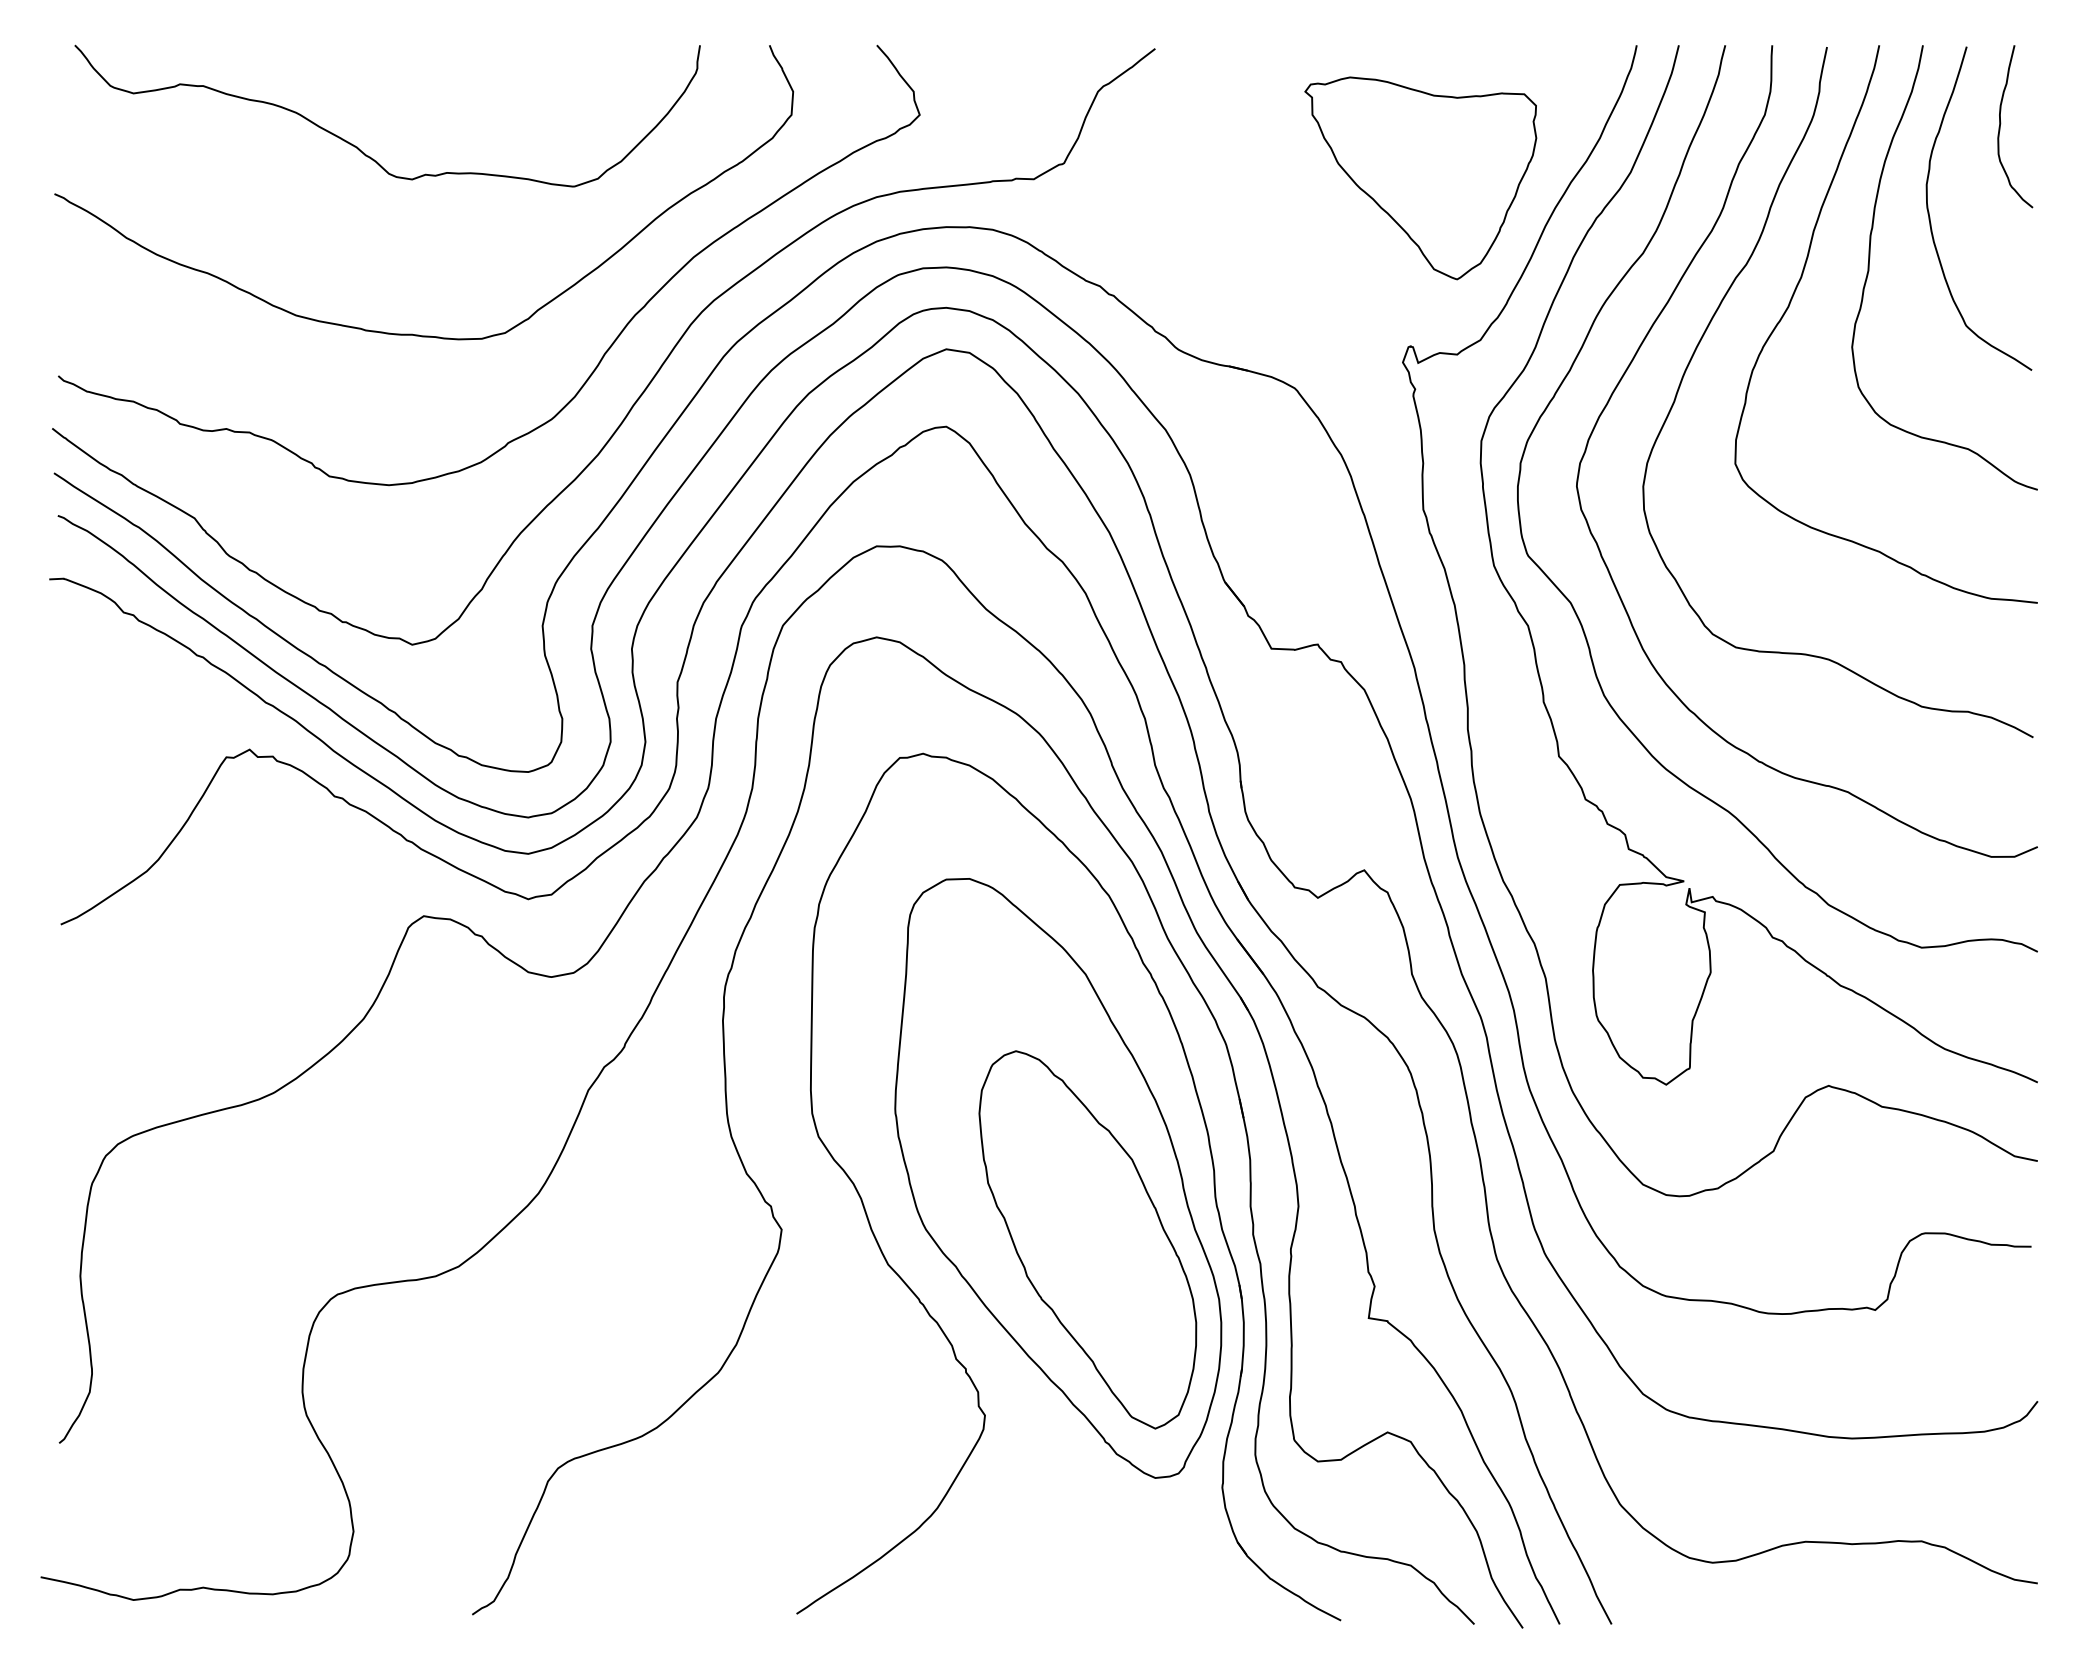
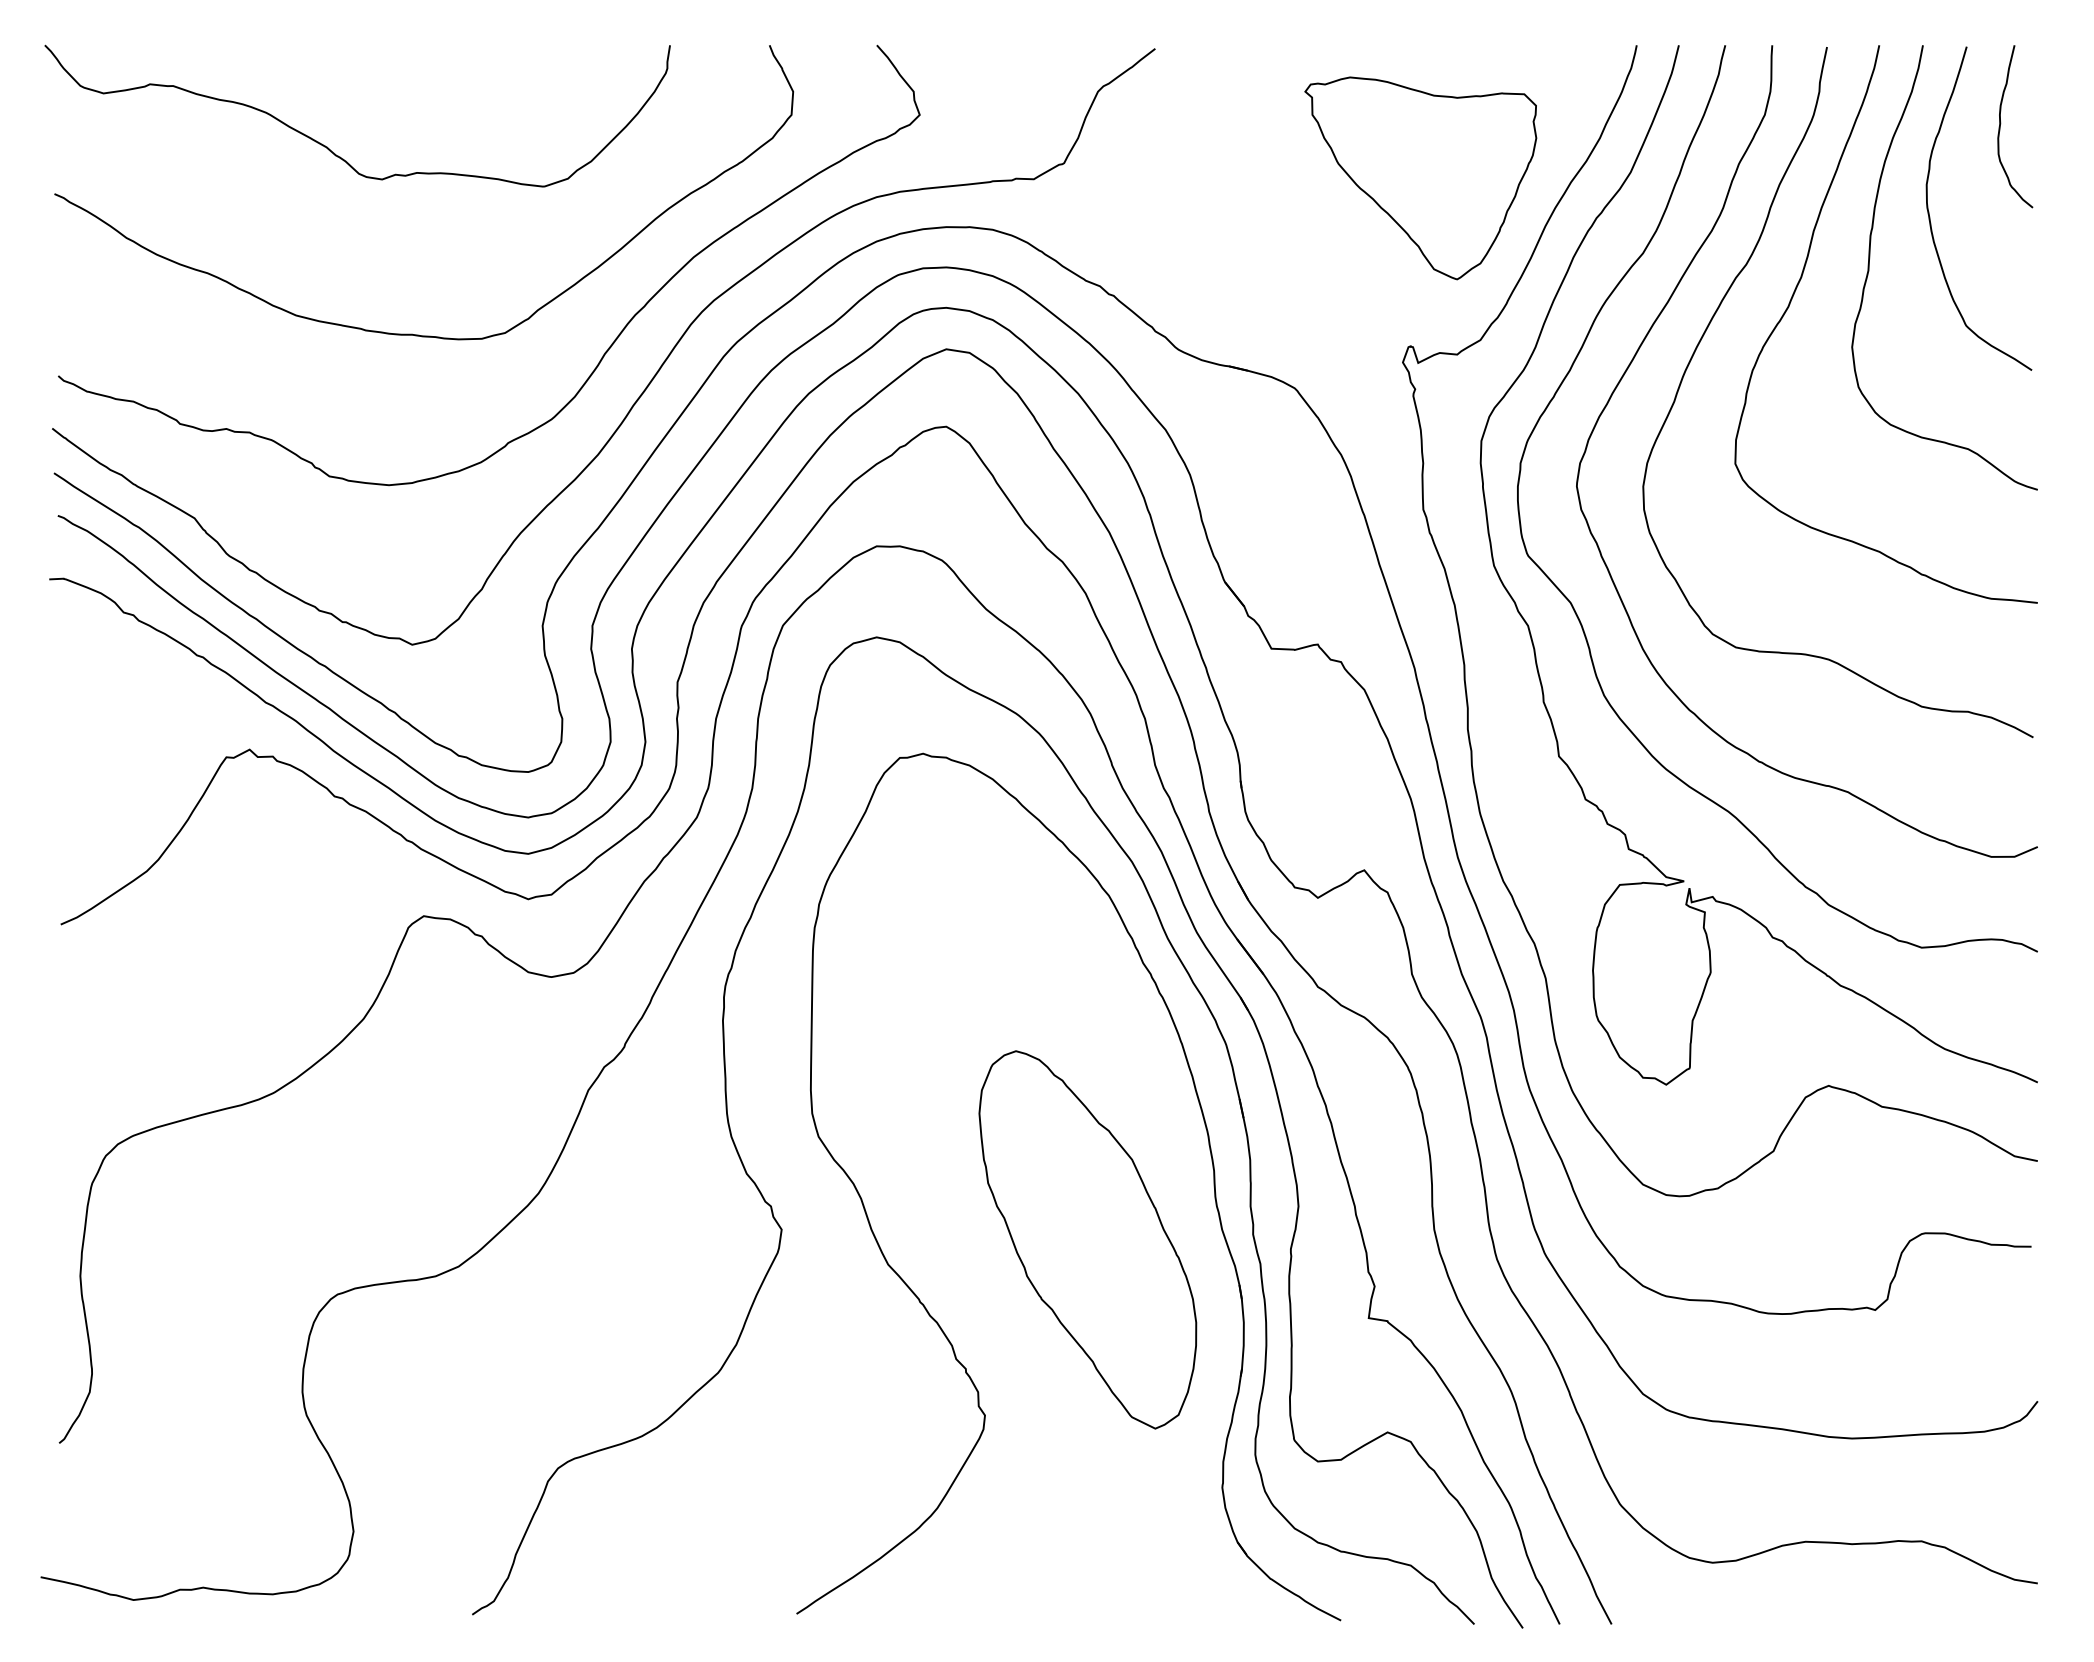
curve position: (357, 146) -> (327, 146) (327, 146)
part: present -> none (1058, 1178)
